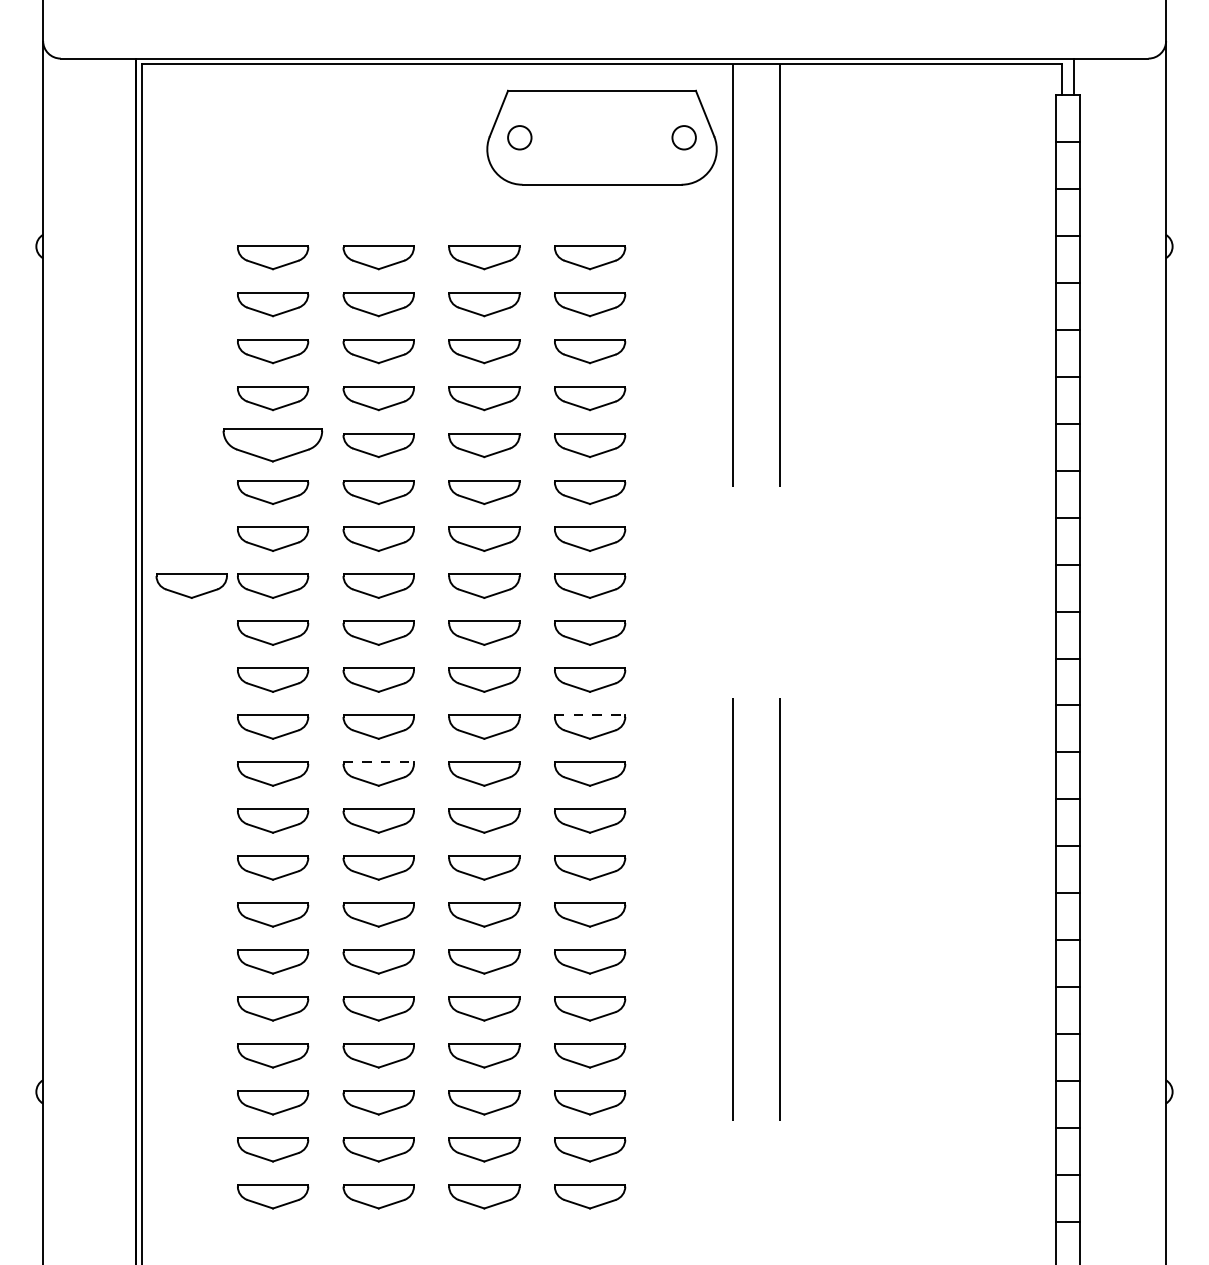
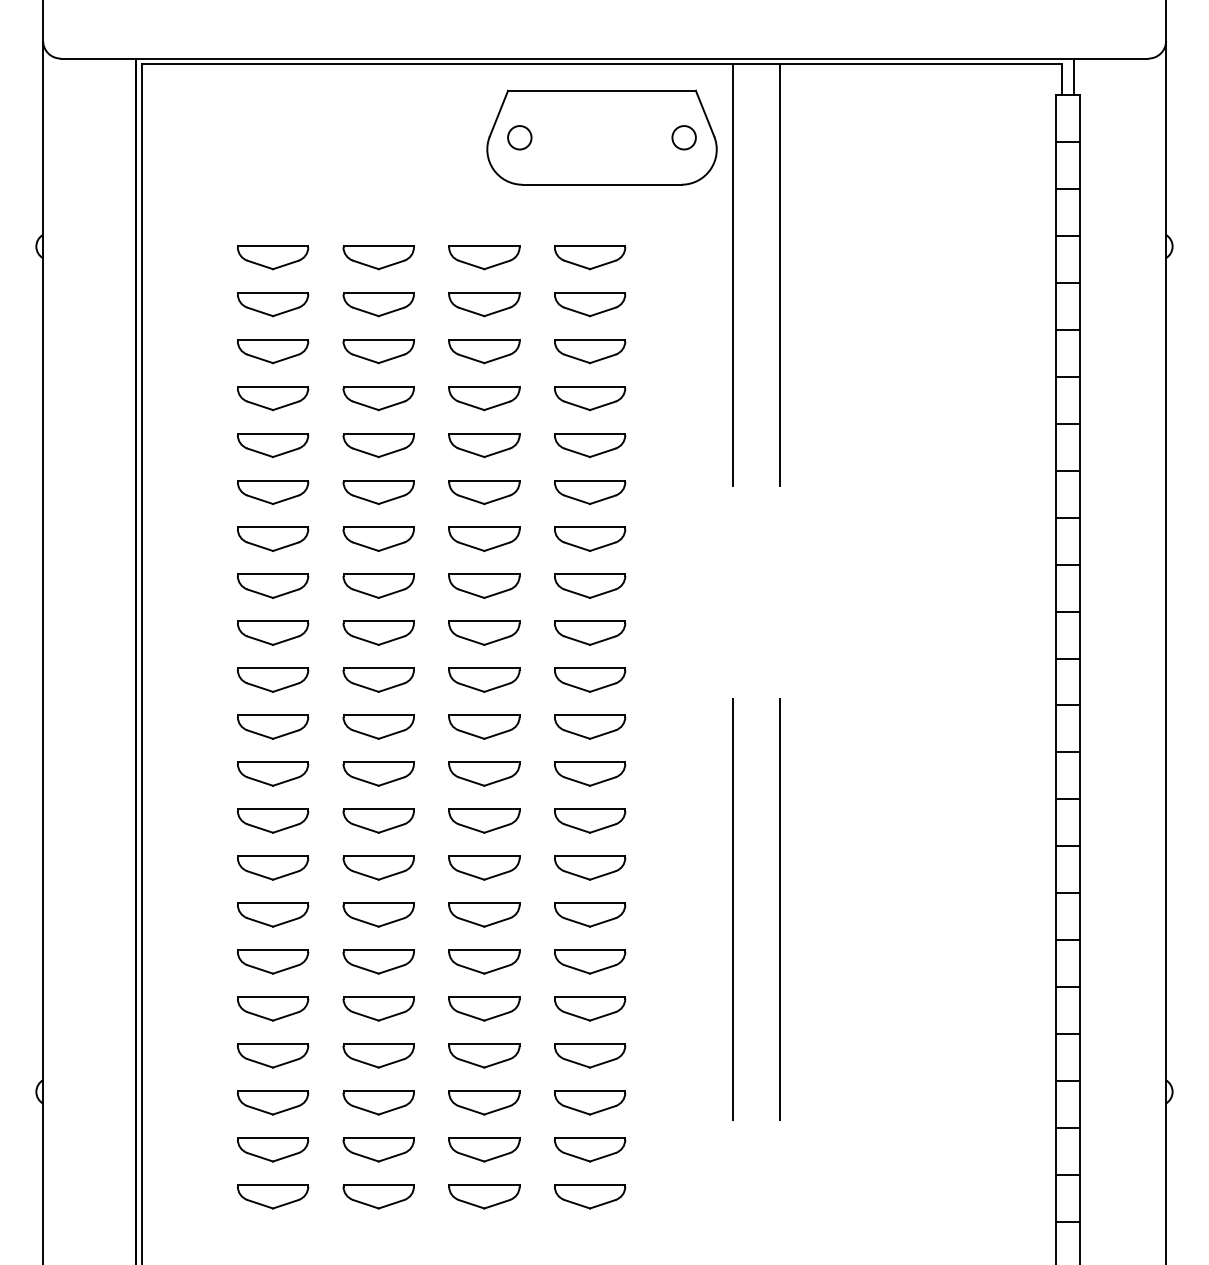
part size: 102x35 px -> 73x26 px (273, 445)
part: present -> none (191, 585)
line: dashed -> solid (590, 715)
line: dashed -> solid (379, 762)
